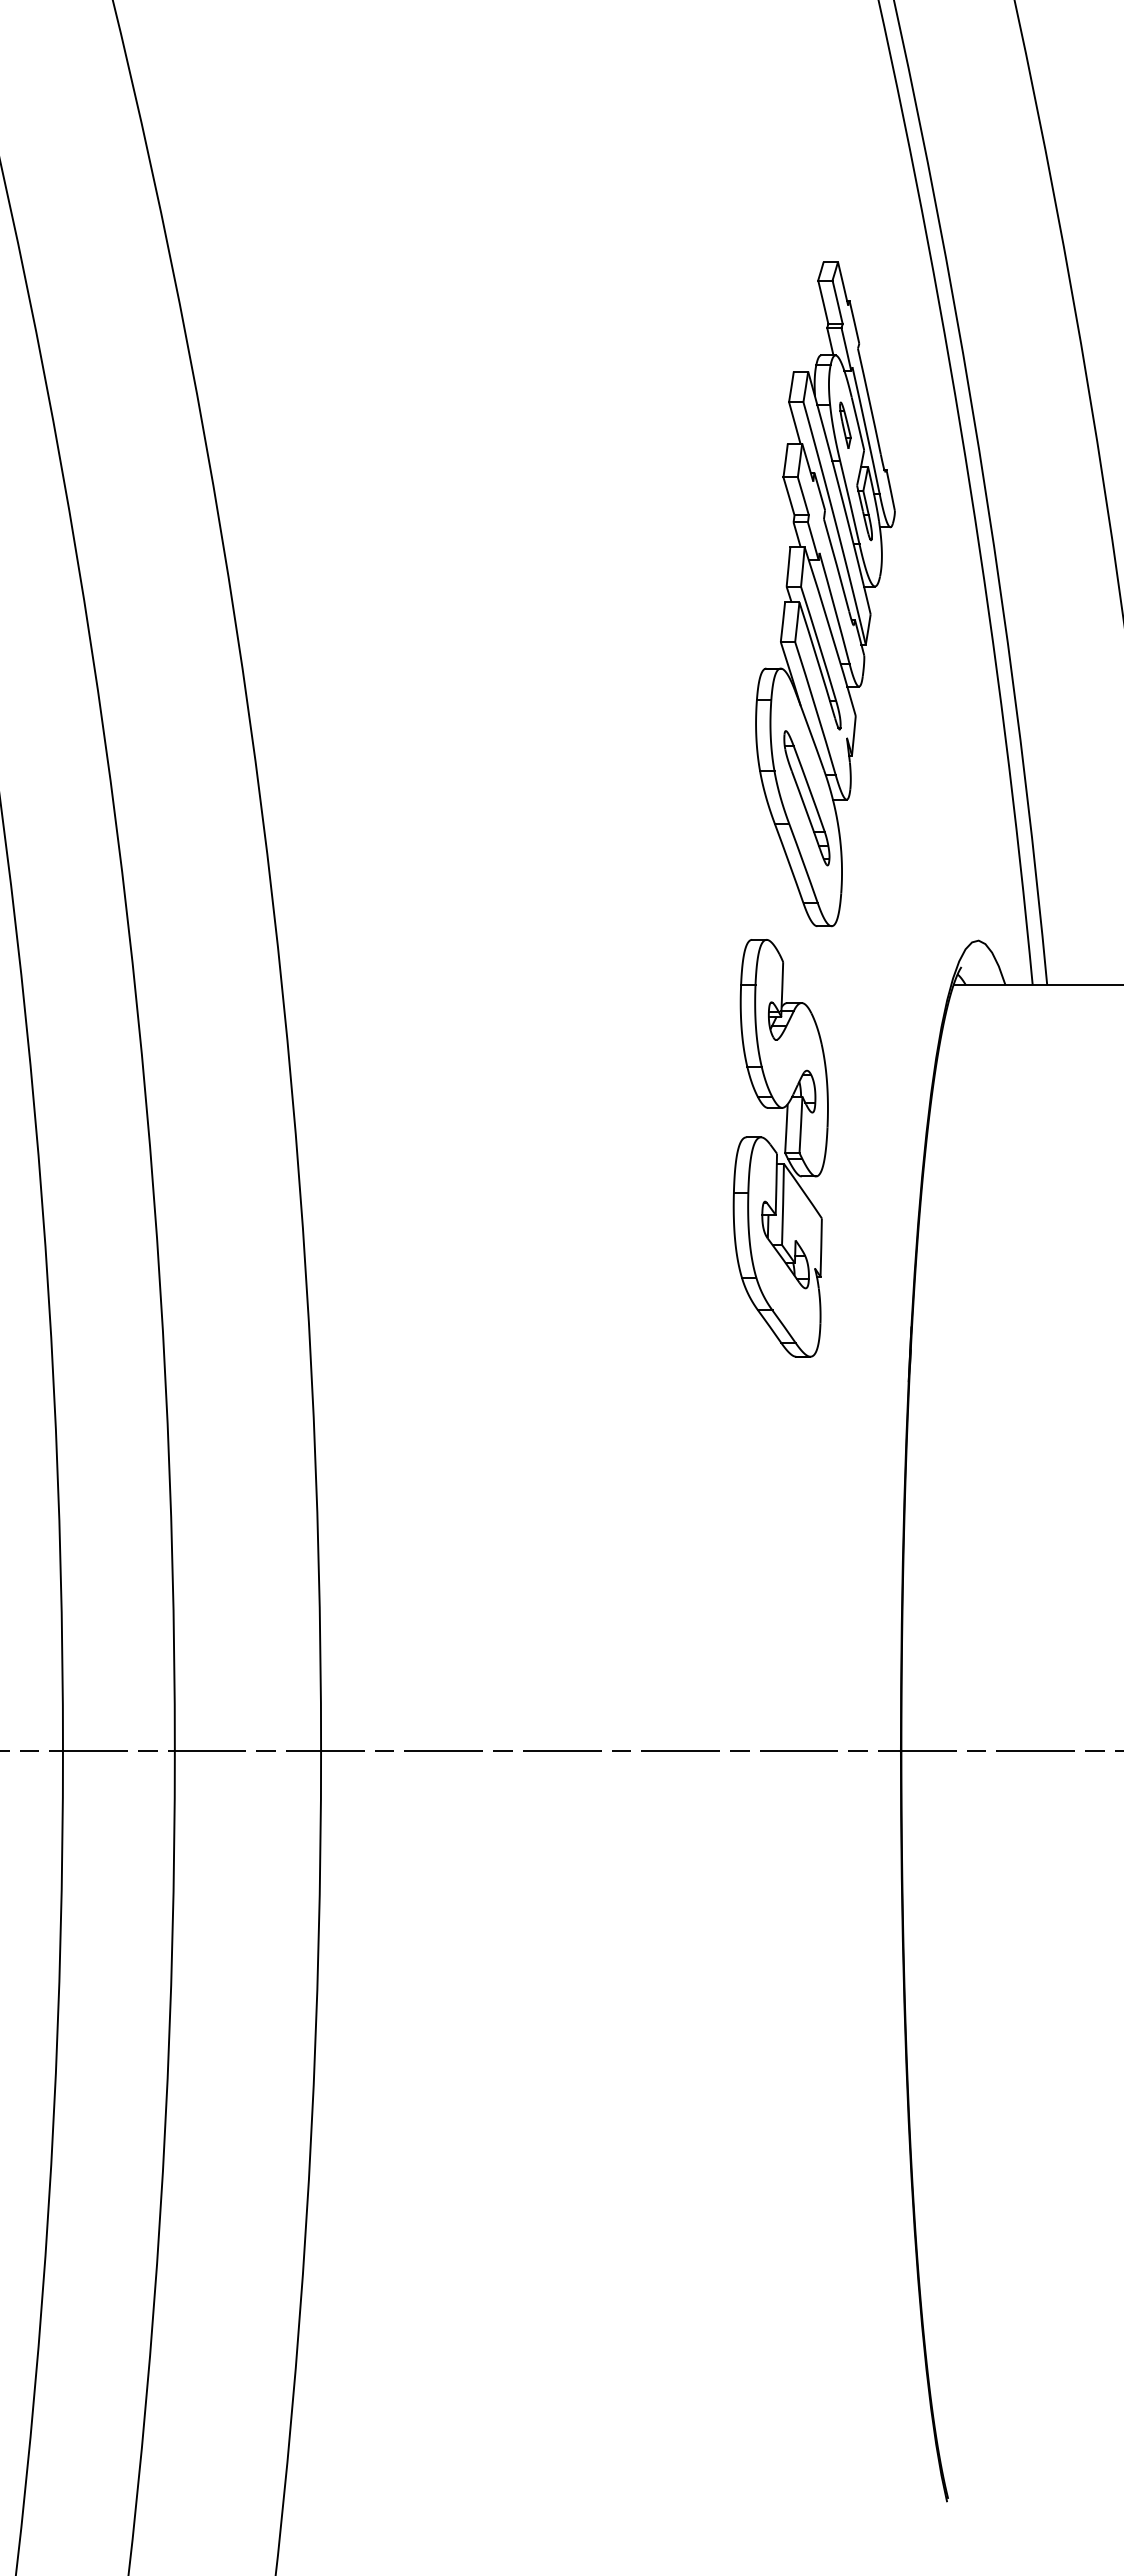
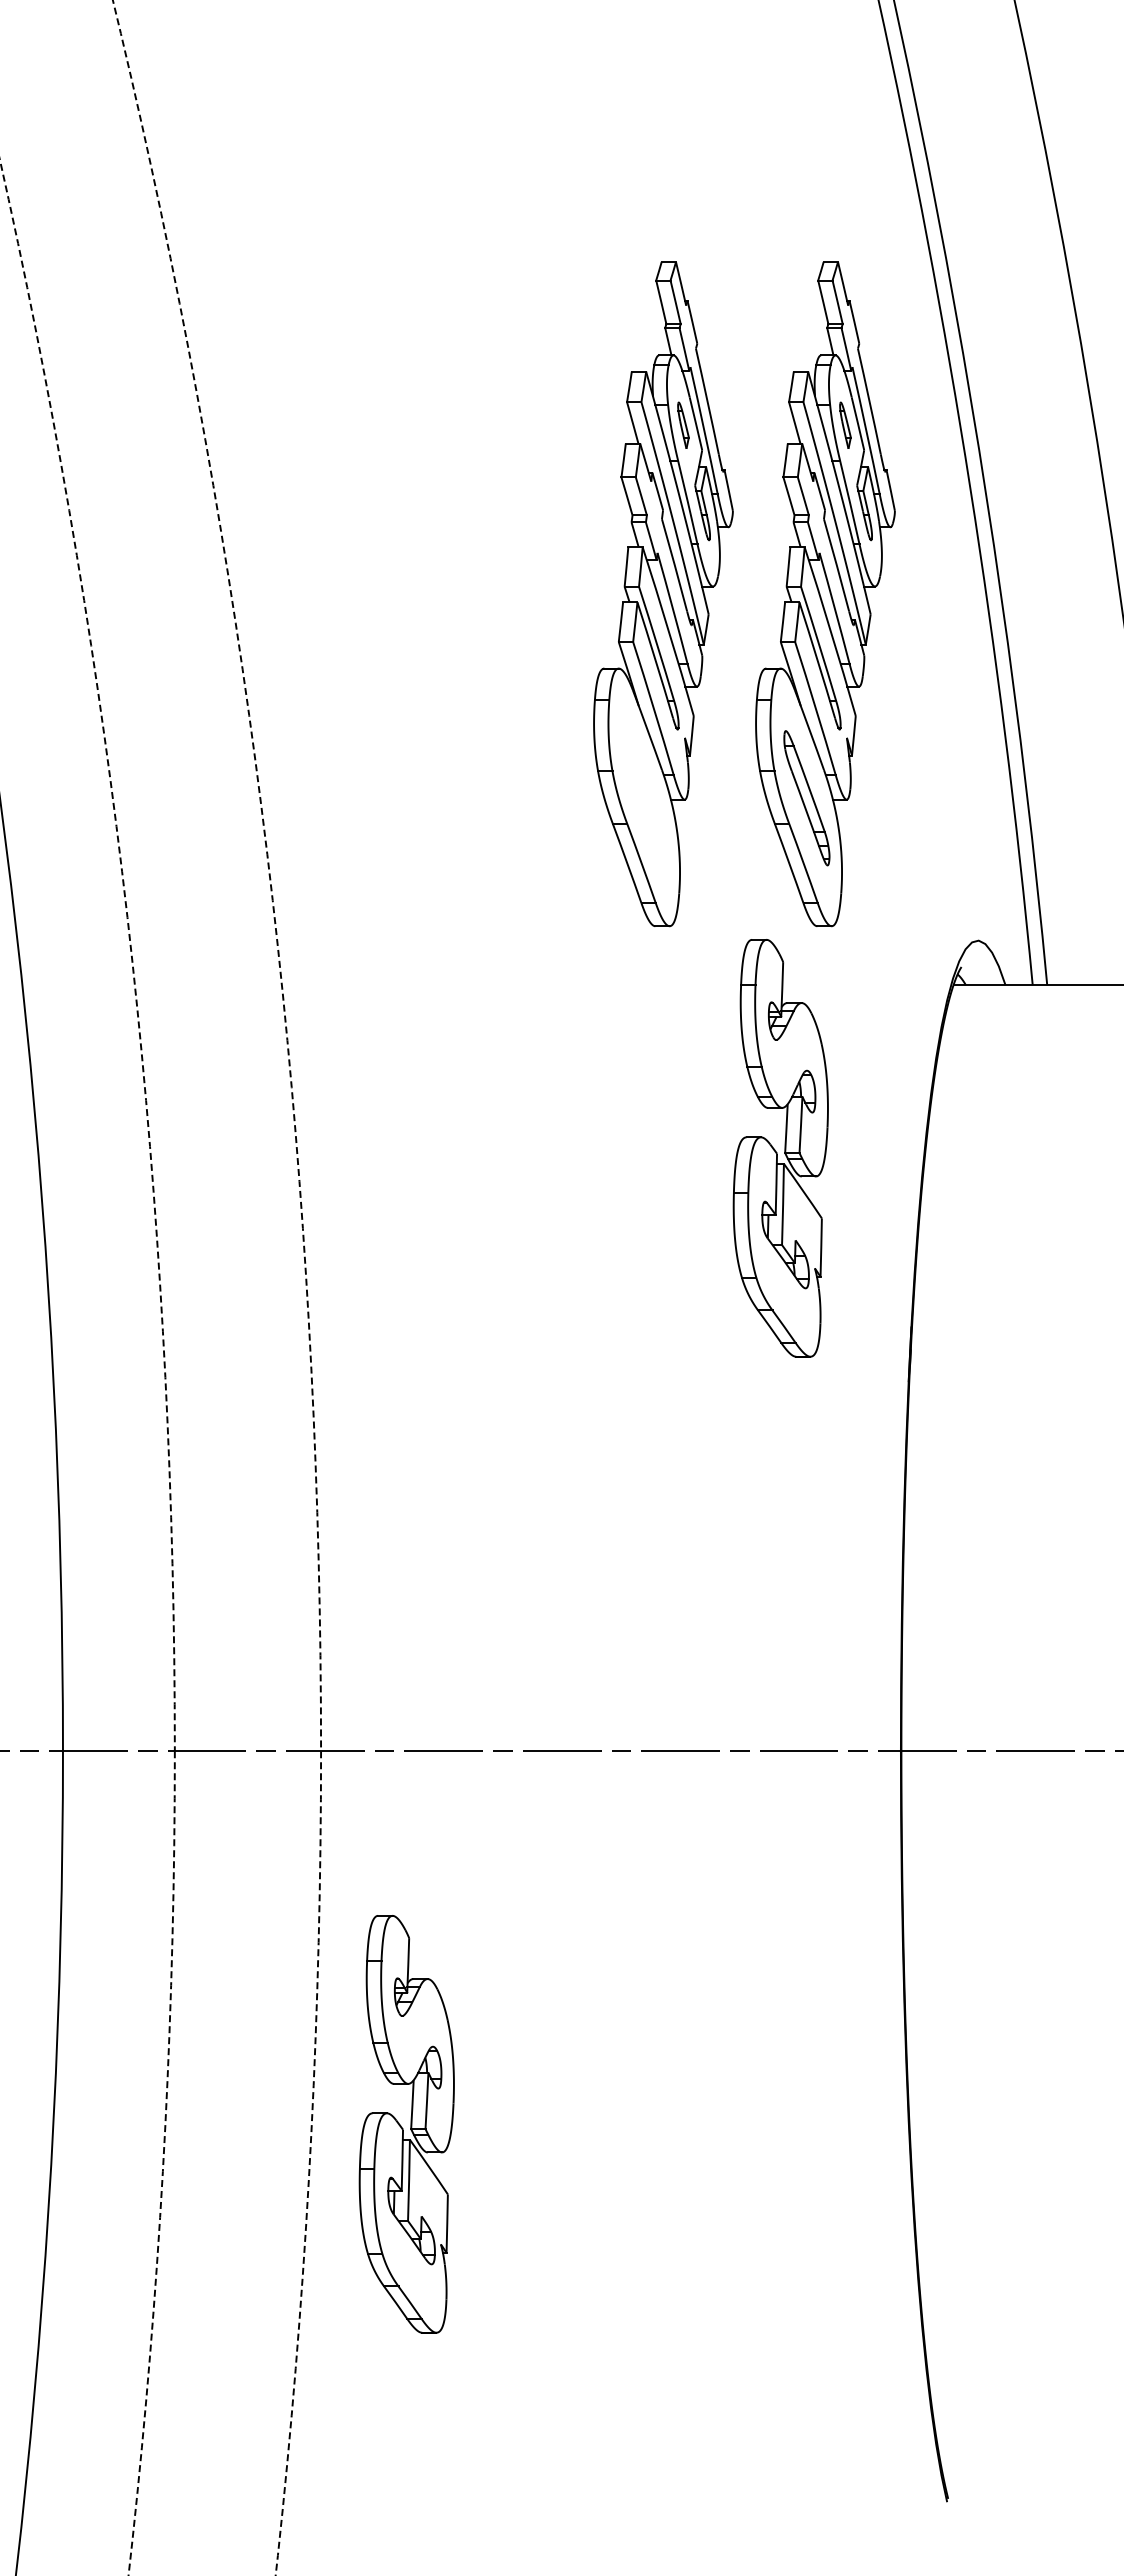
part: none -> present (663, 594)
circle: solid -> dashed (216, 1287)
circle: solid -> dashed (87, 1368)
part: none -> present (406, 2124)
